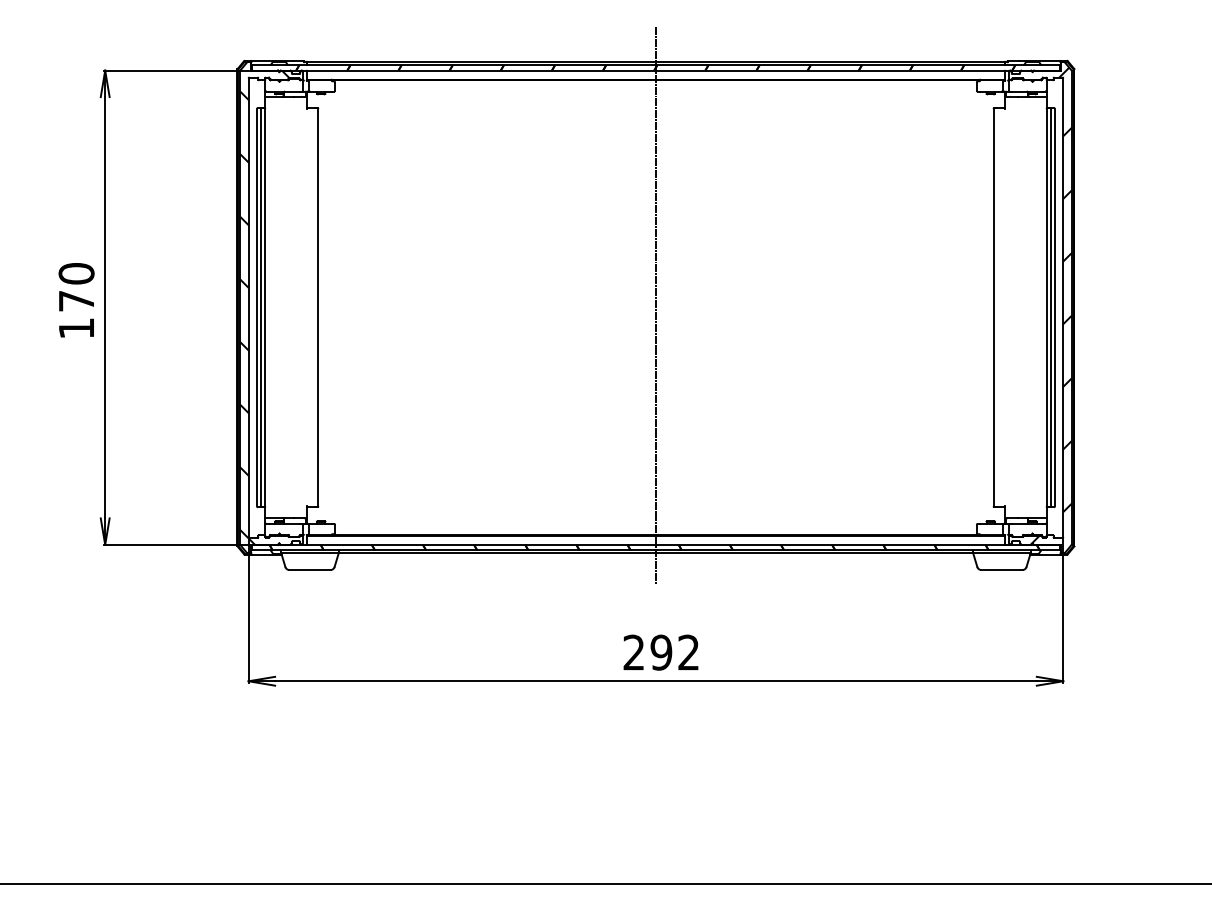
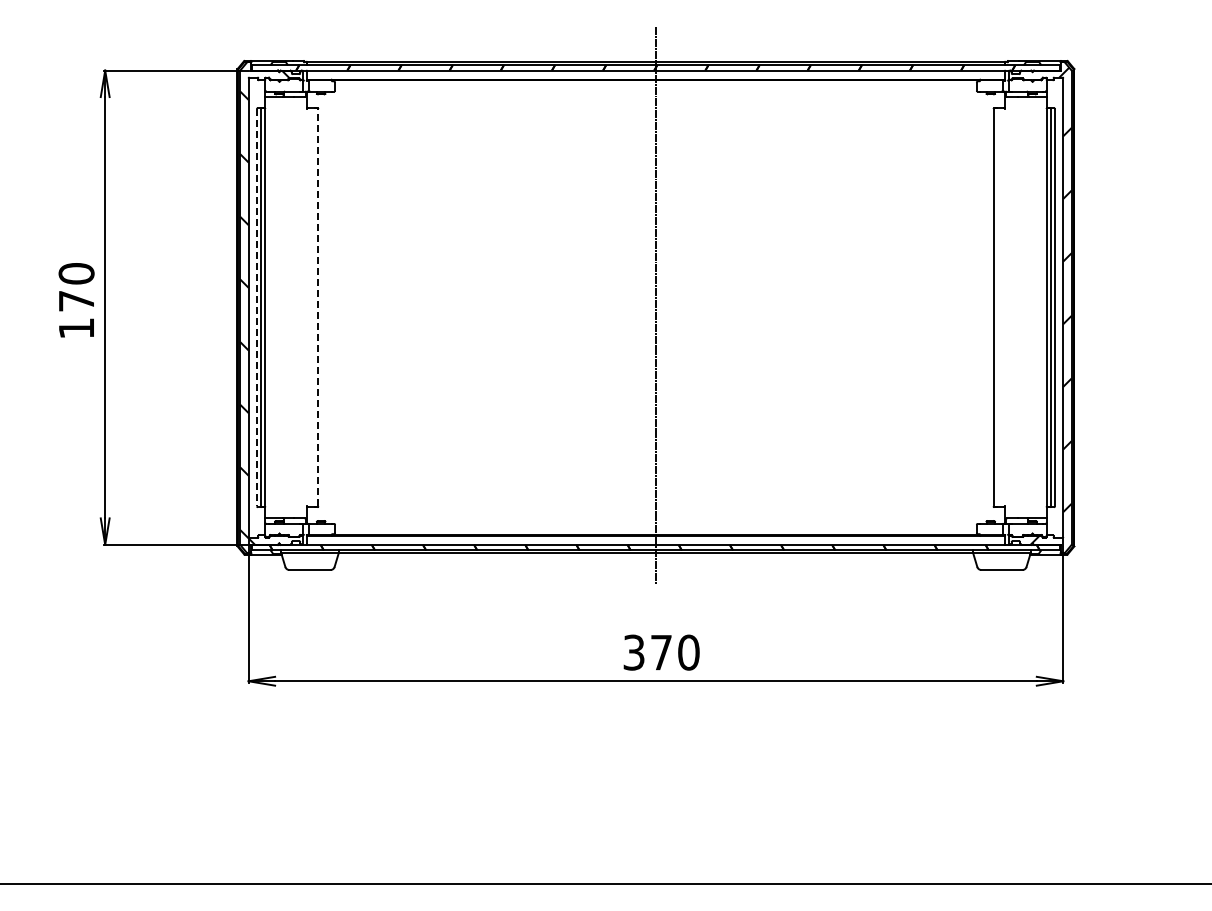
line: solid -> dashed (256, 307)
line: solid -> dashed (318, 307)
text: 292 -> 370 (661, 652)
